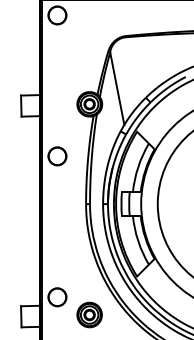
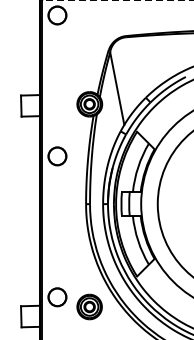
line: solid -> dashed (118, 0)
part position: (89, 314) -> (89, 306) (89, 306)
